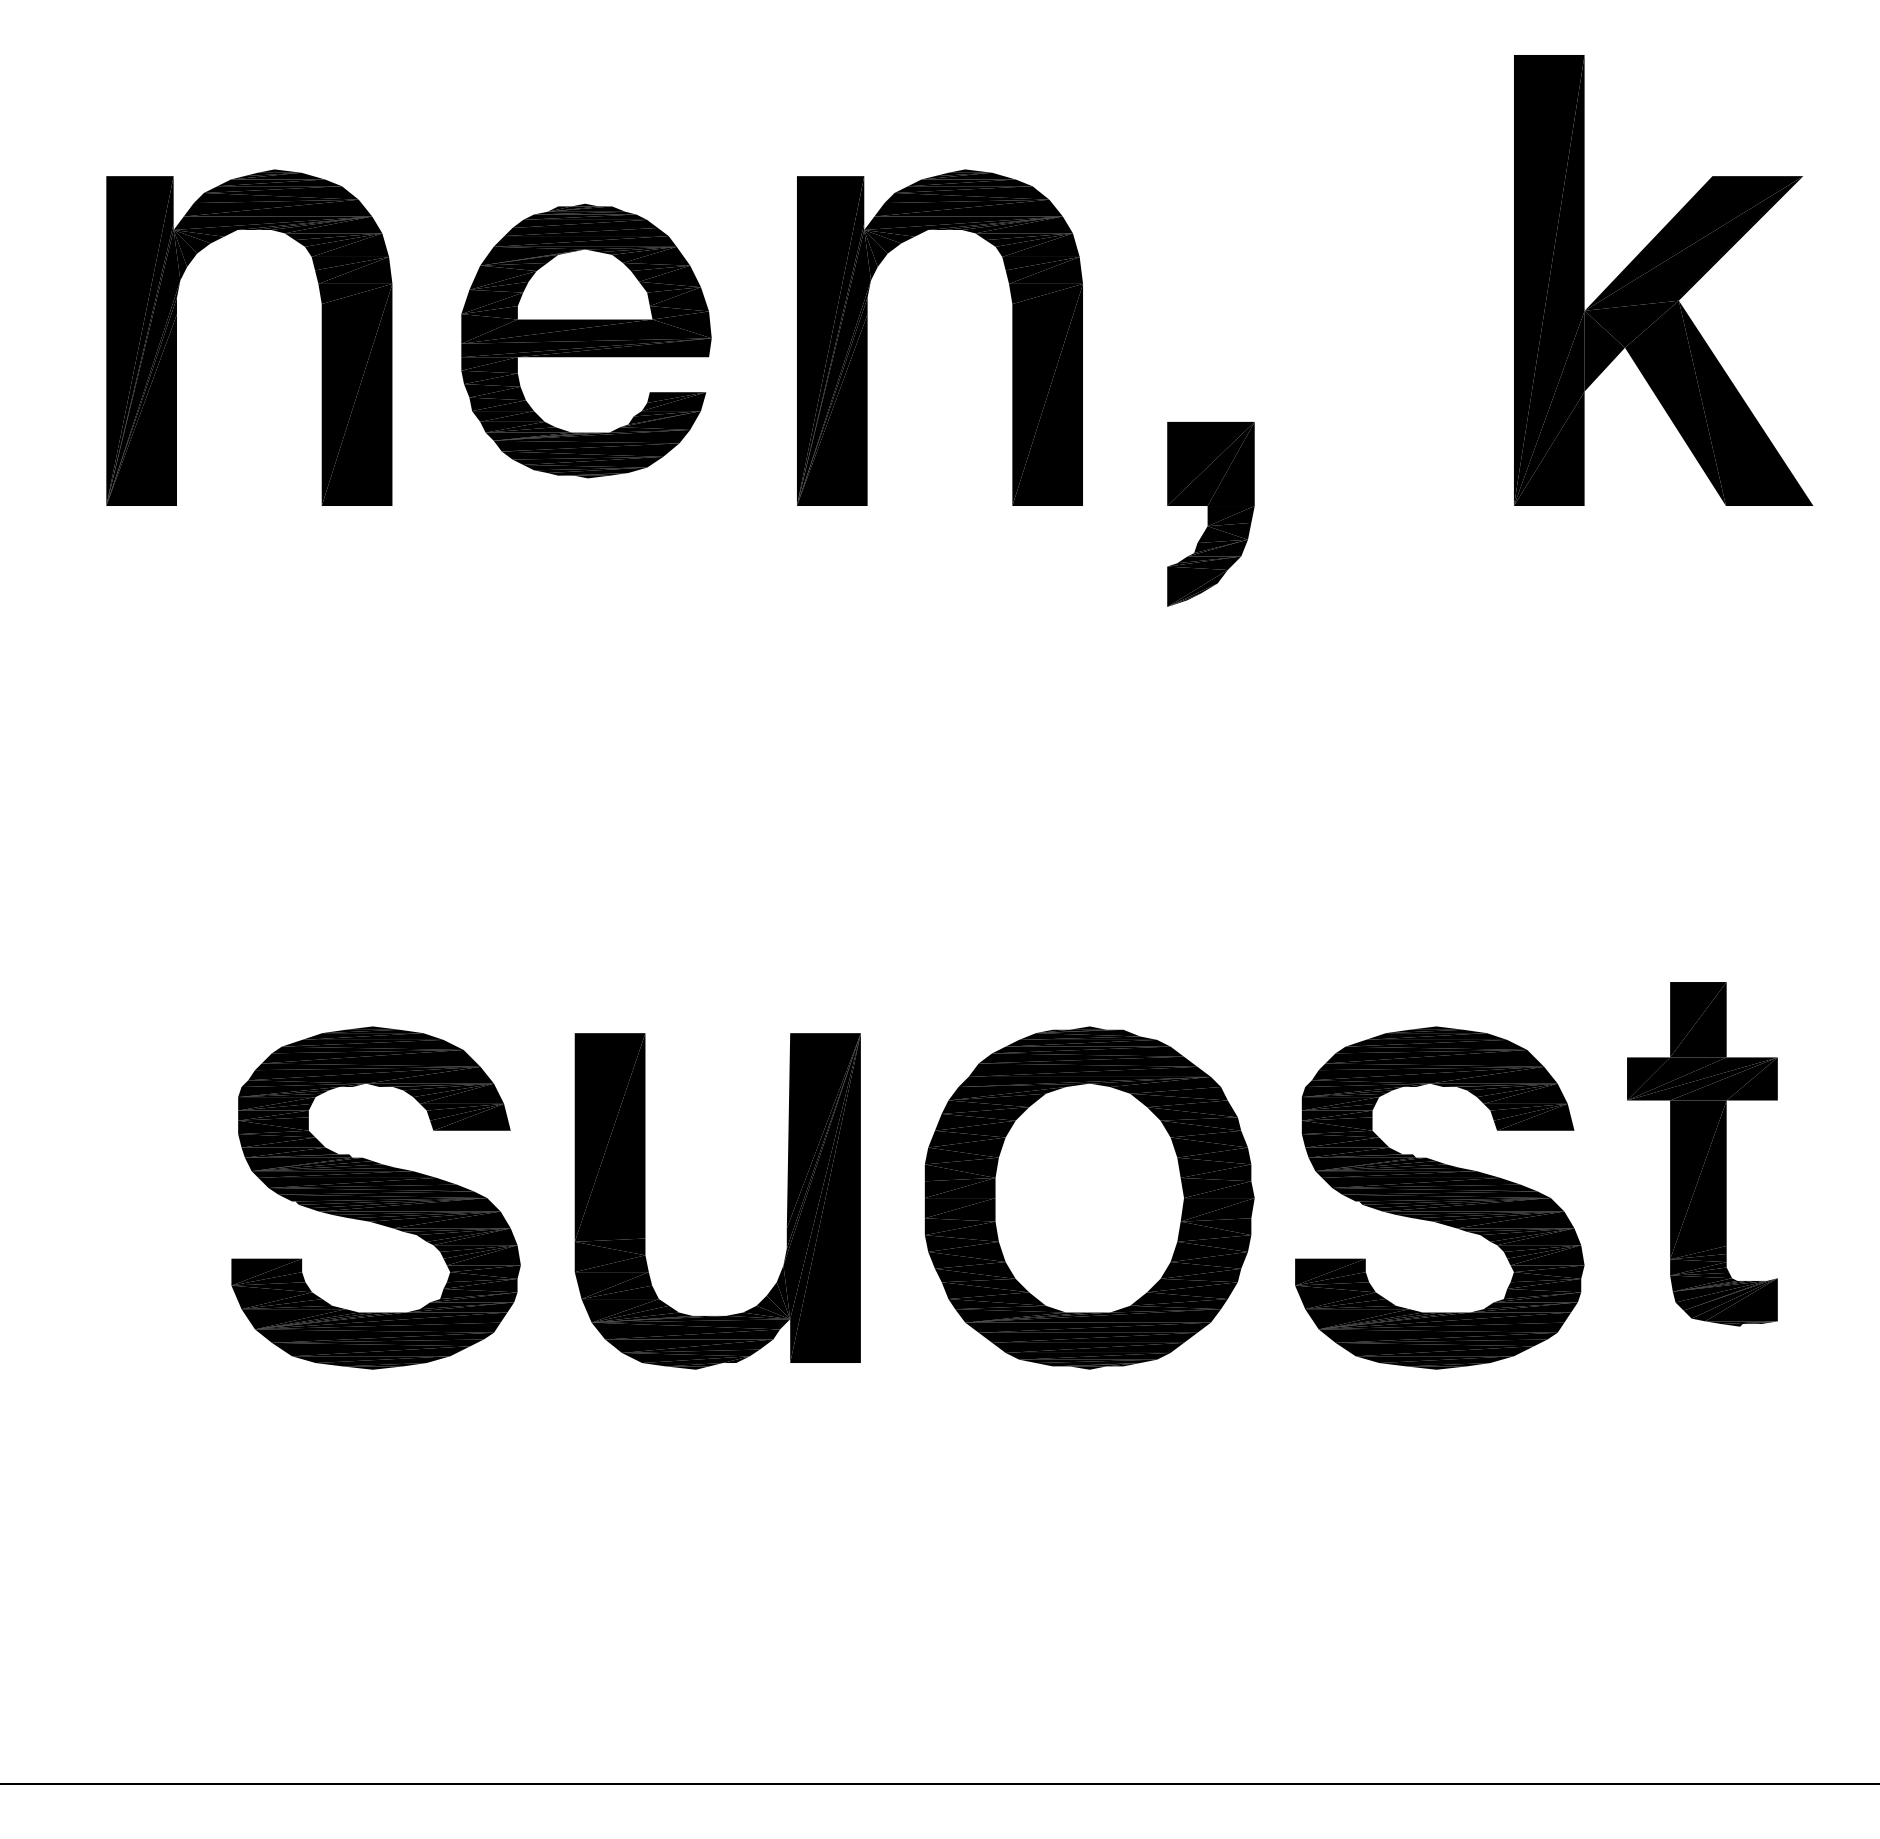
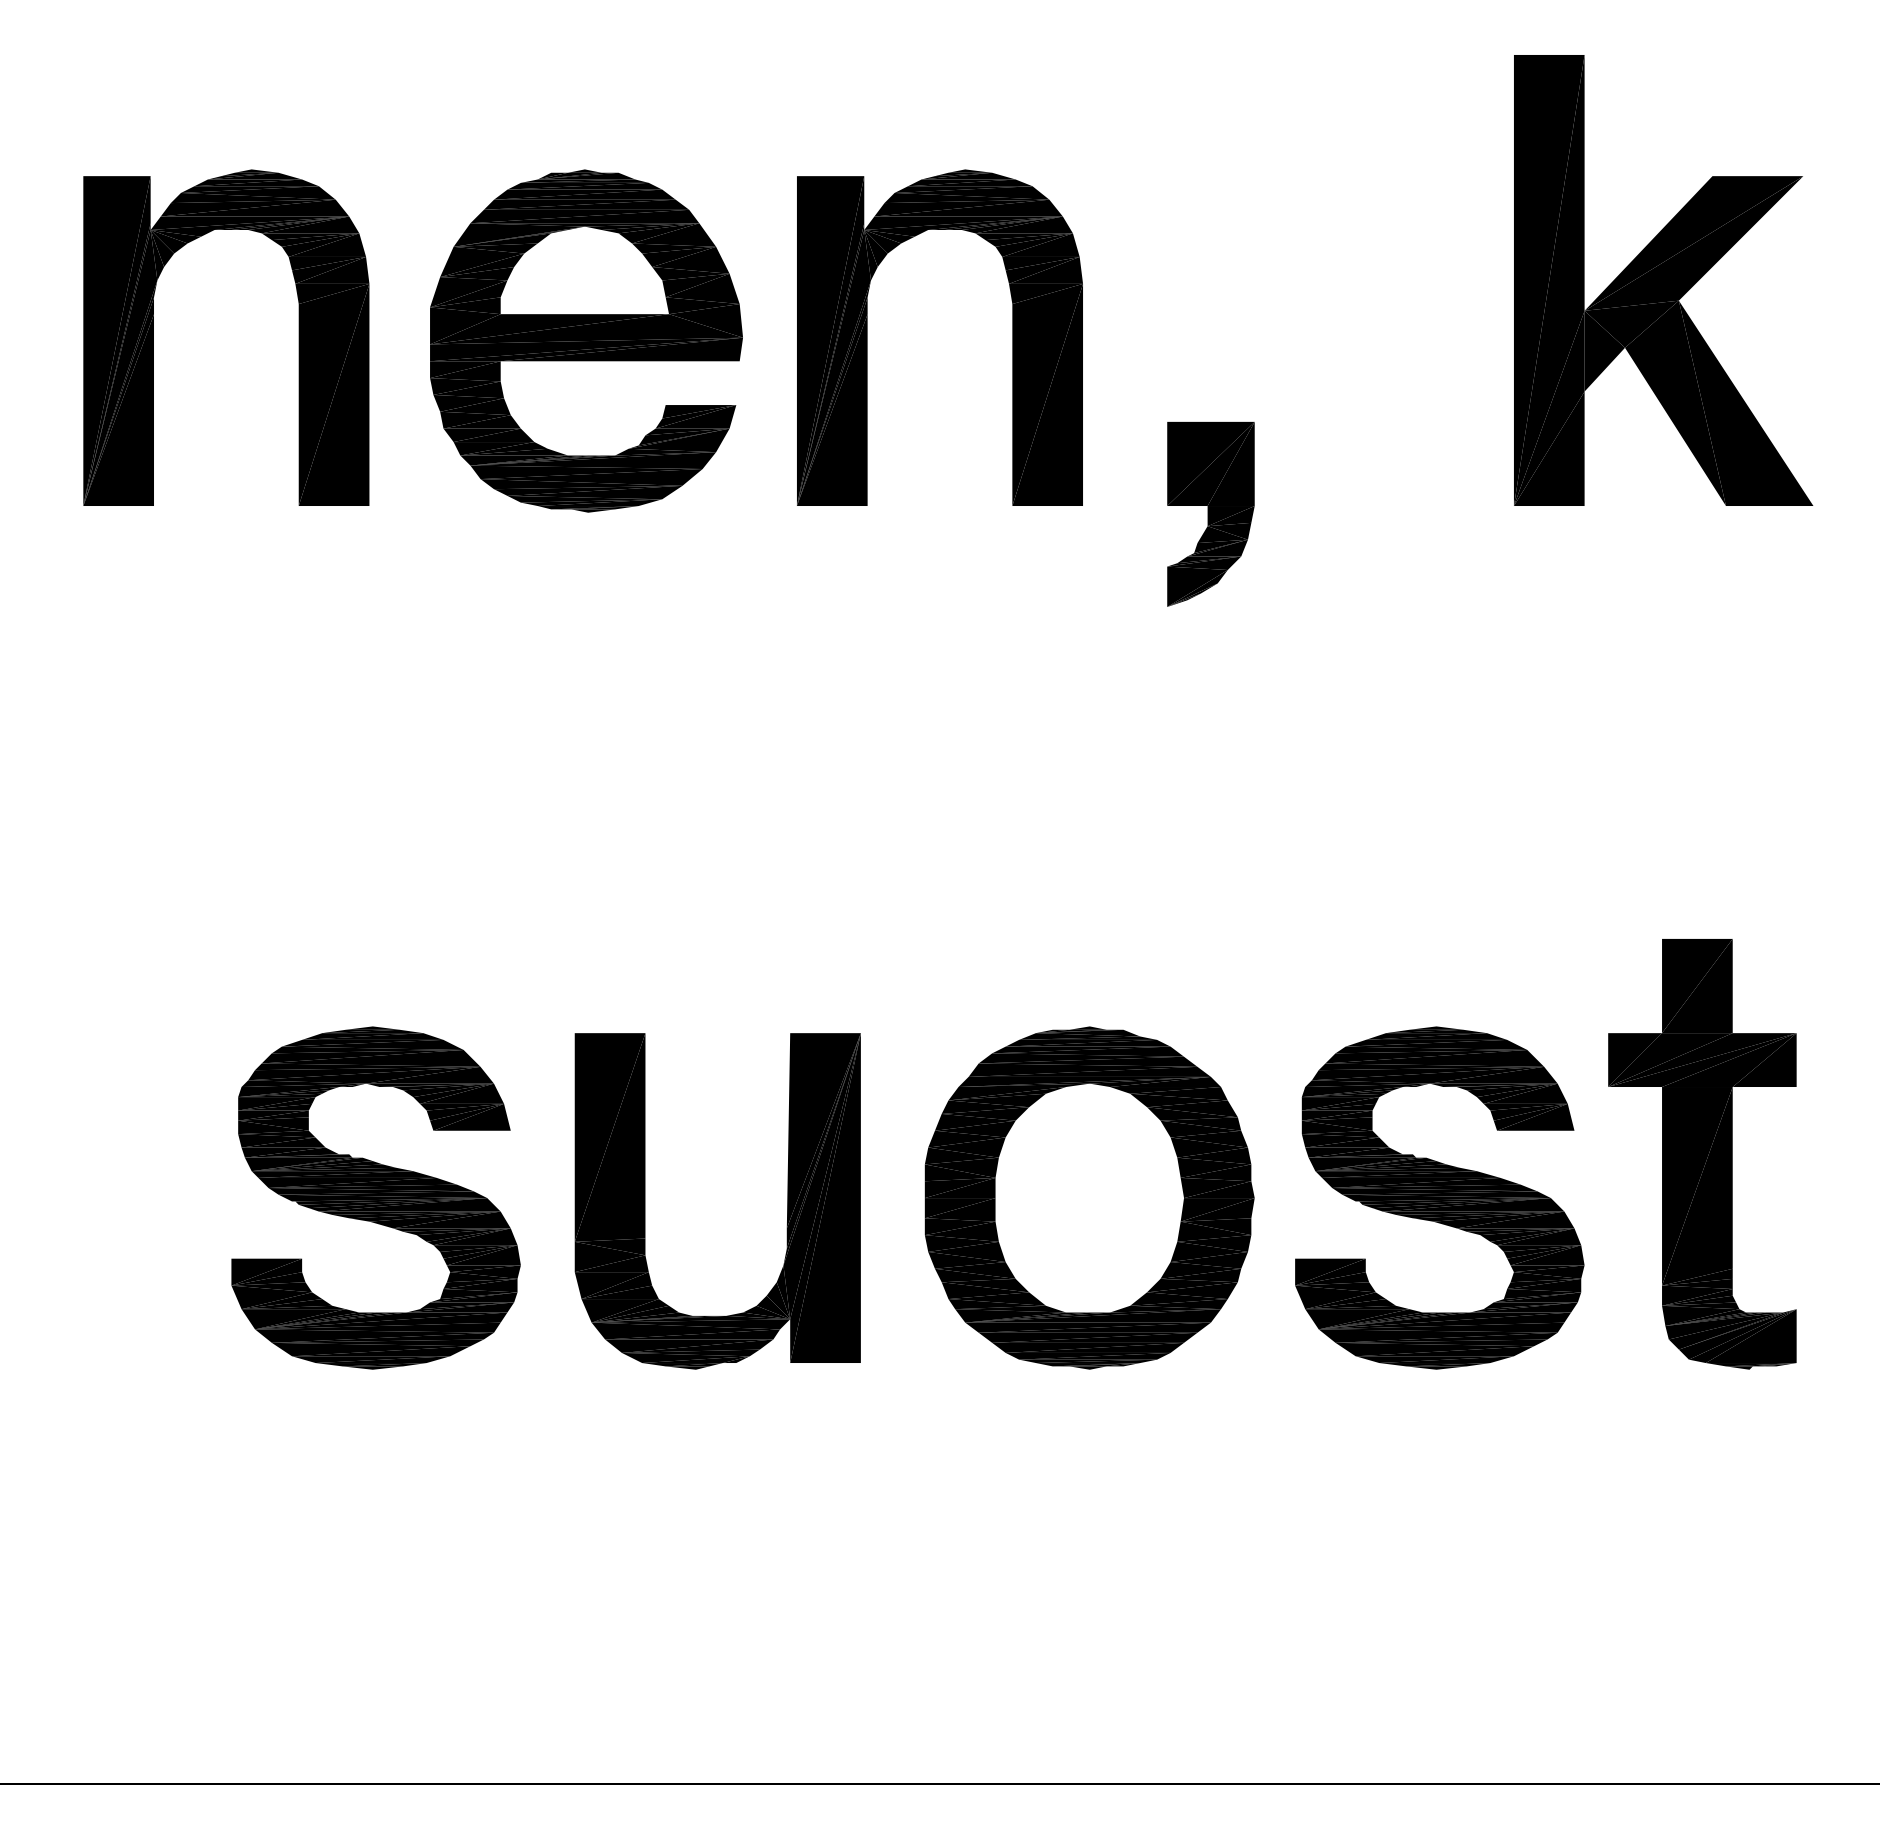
part position: (321, 337) -> (298, 337) (298, 337)
part size: 251x276 px -> 313x344 px (586, 340)
part size: 151x345 px -> 189x431 px (1702, 1154)
